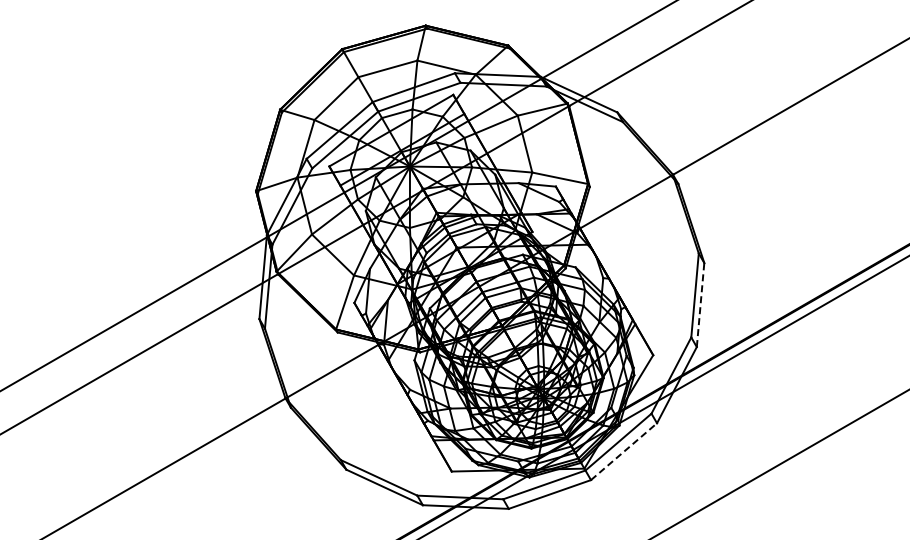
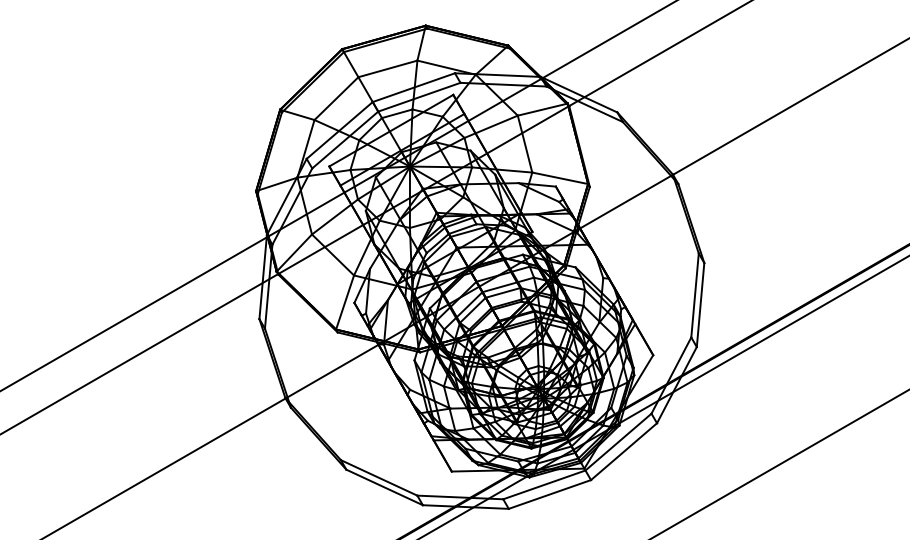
line: dashed -> solid (700, 304)
line: dashed -> solid (624, 451)
